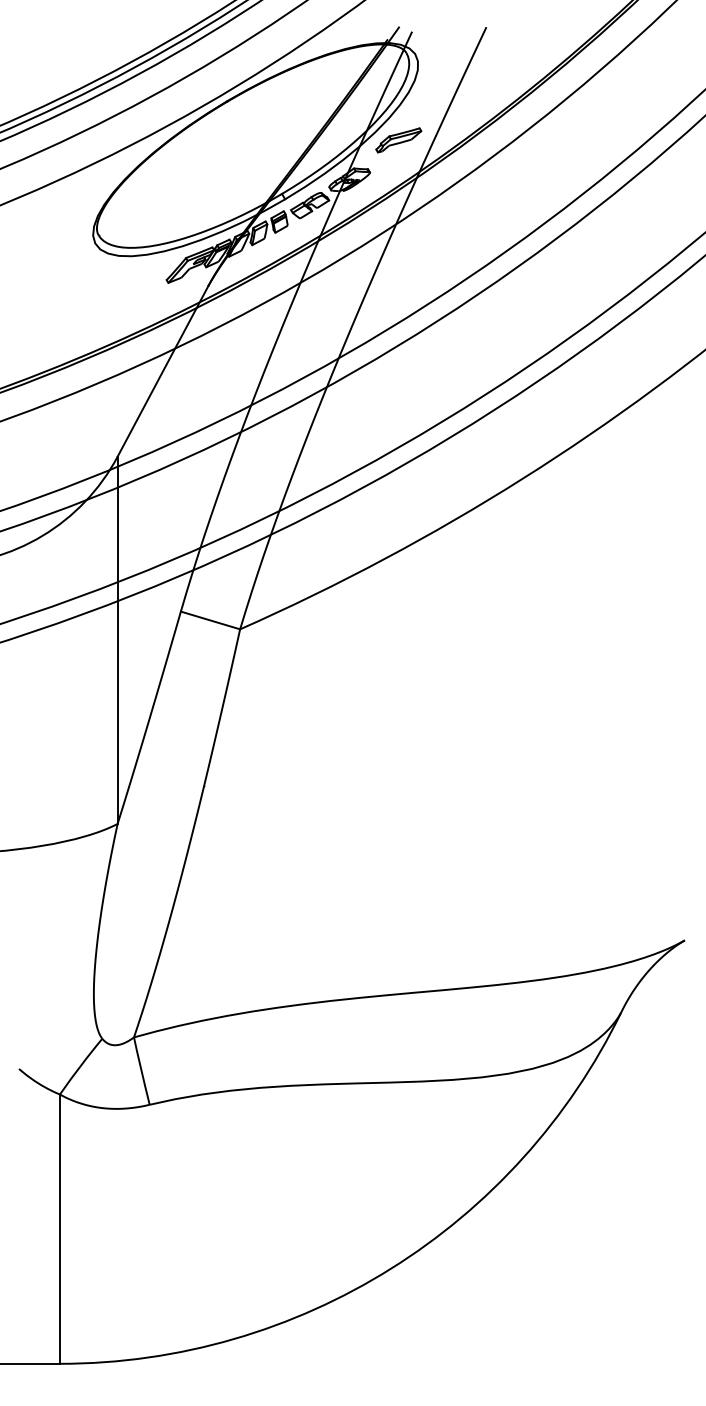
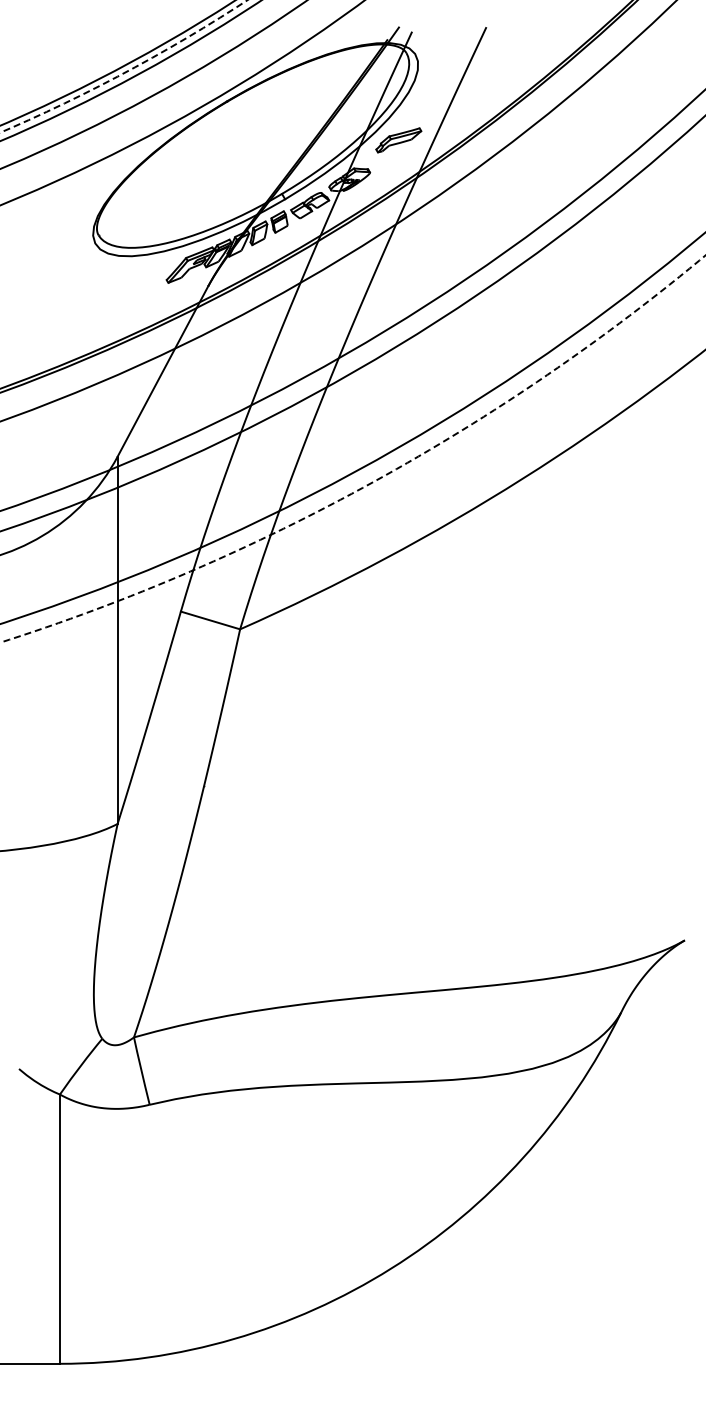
circle: solid -> dashed (123, 66)
circle: solid -> dashed (352, 448)
